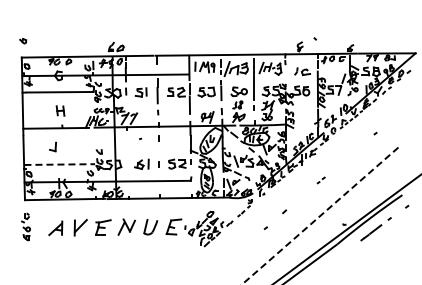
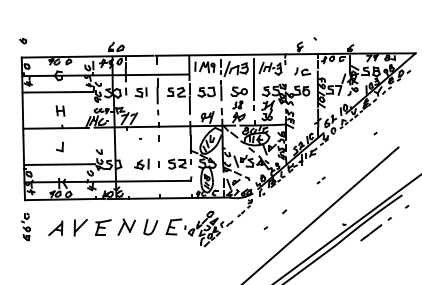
part position: (52, 146) -> (59, 146) (59, 146)
line: dashed -> solid (60, 164)
line: dashed -> solid (320, 216)
